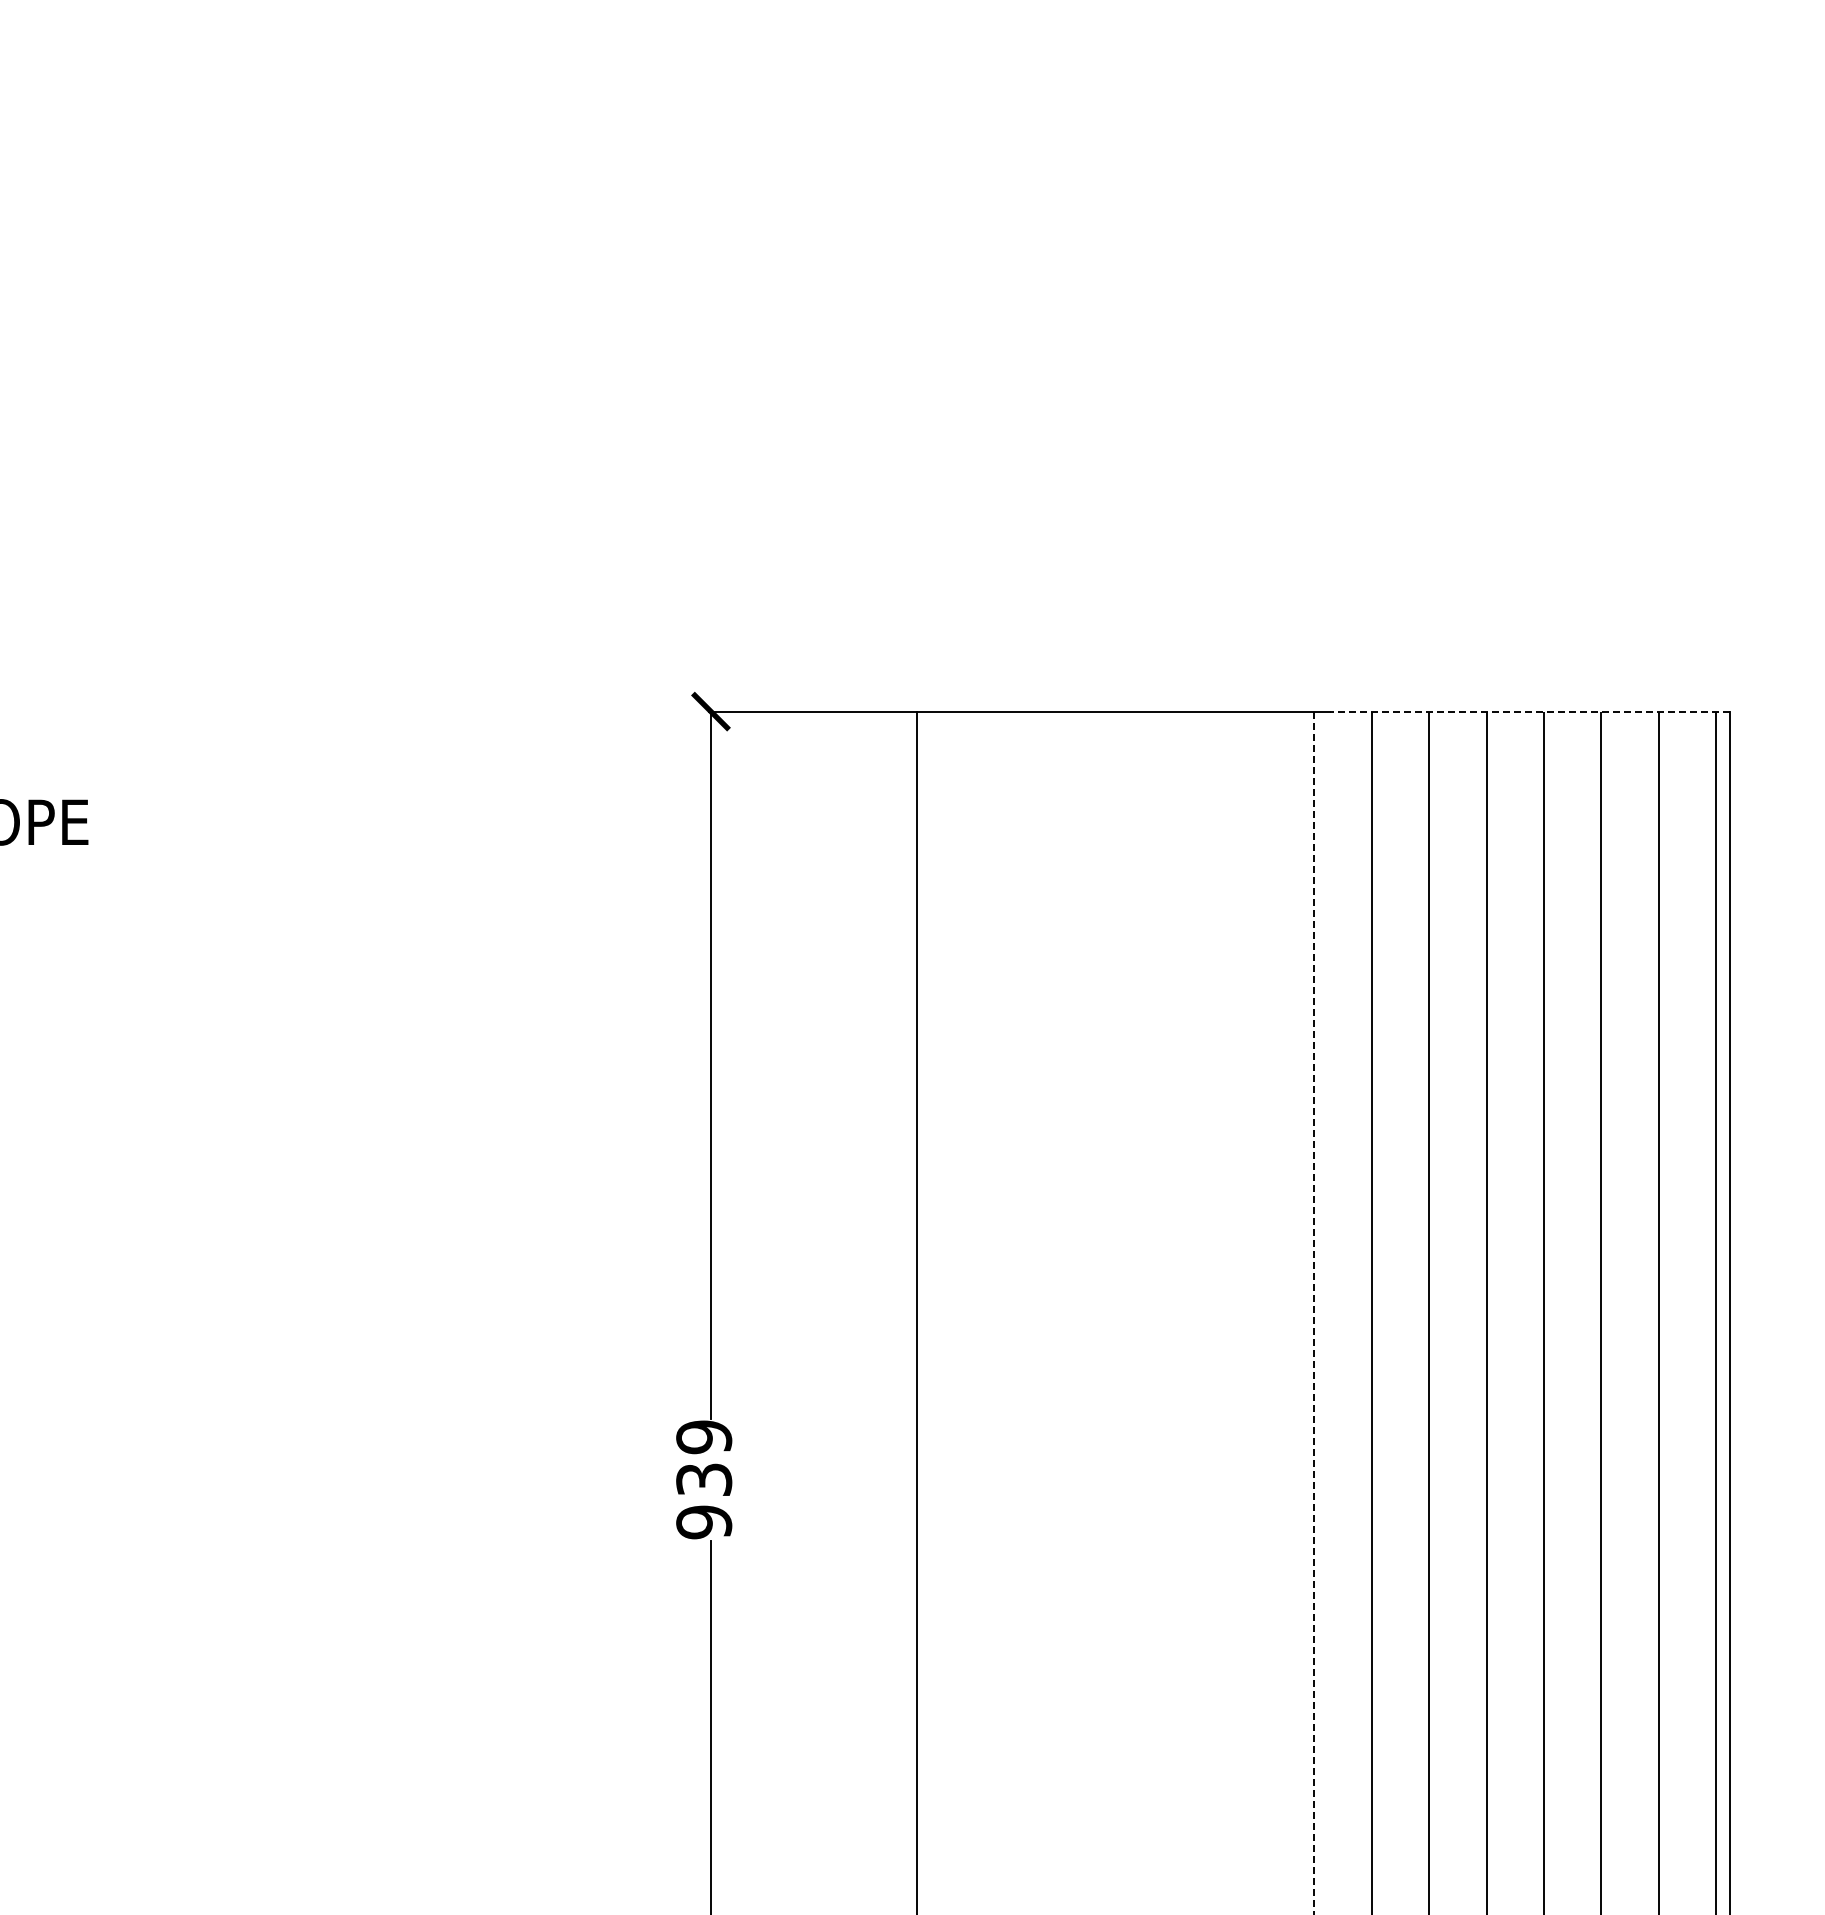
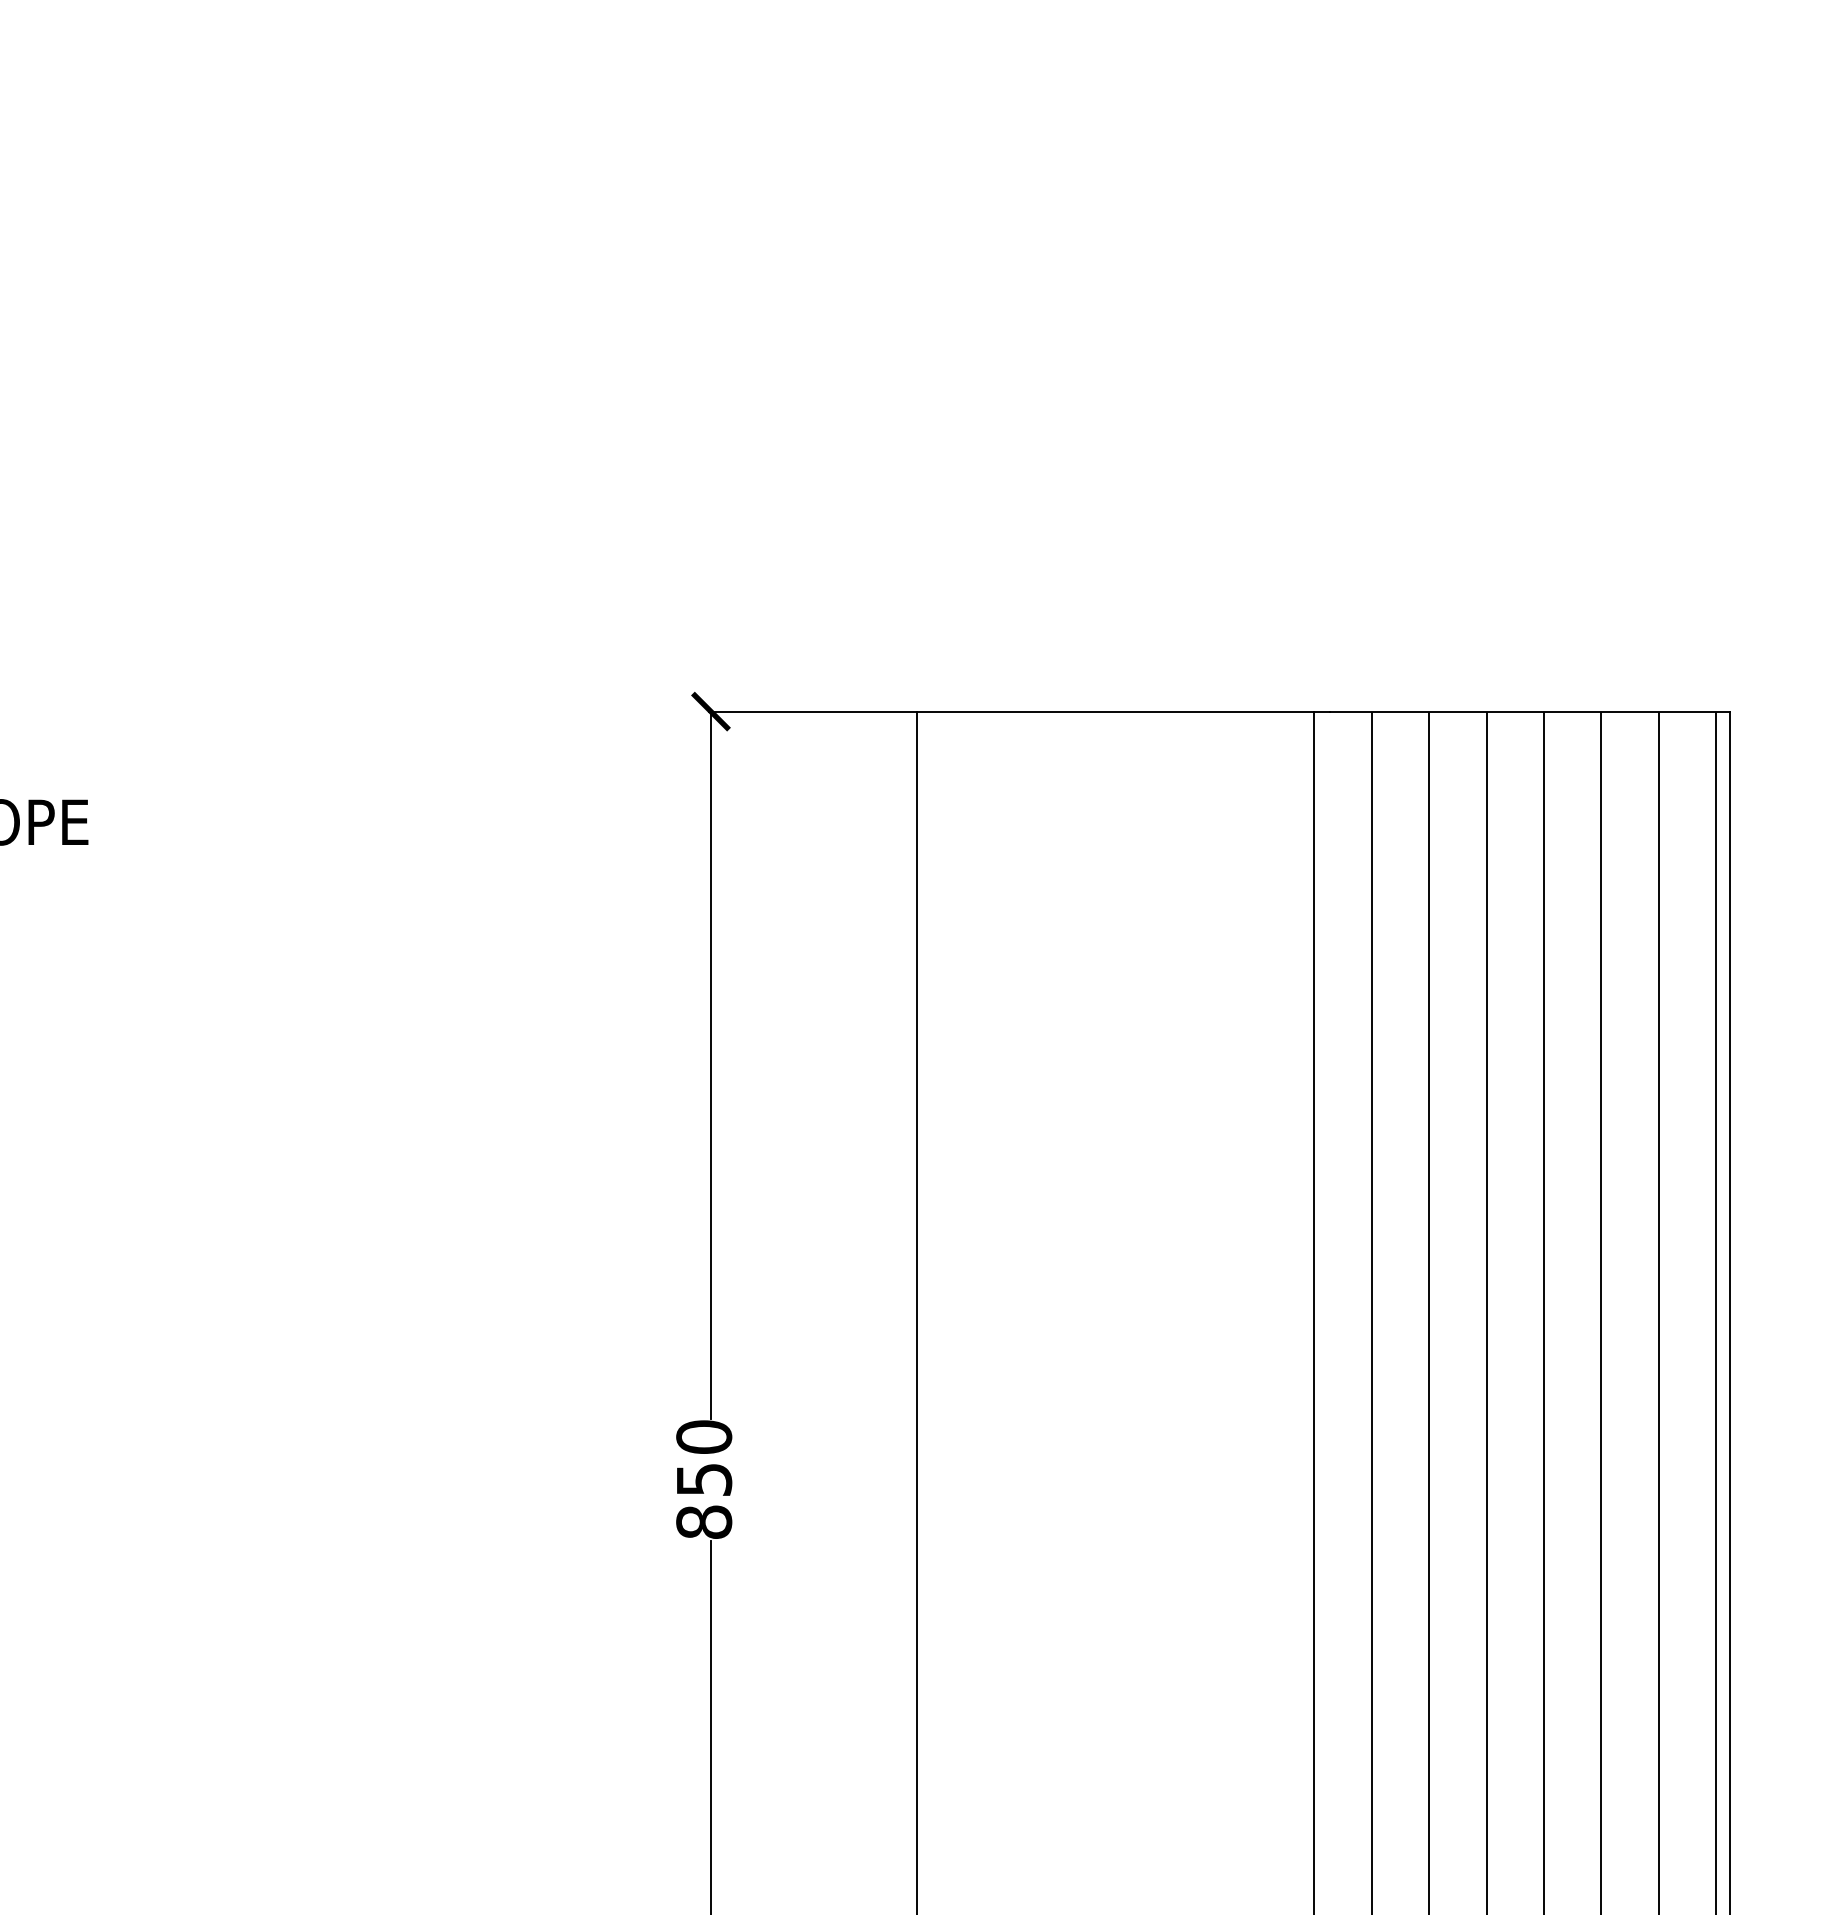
line: dashed -> solid (1529, 711)
line: dashed -> solid (1314, 1313)
text: 939 -> 850 (704, 1479)
